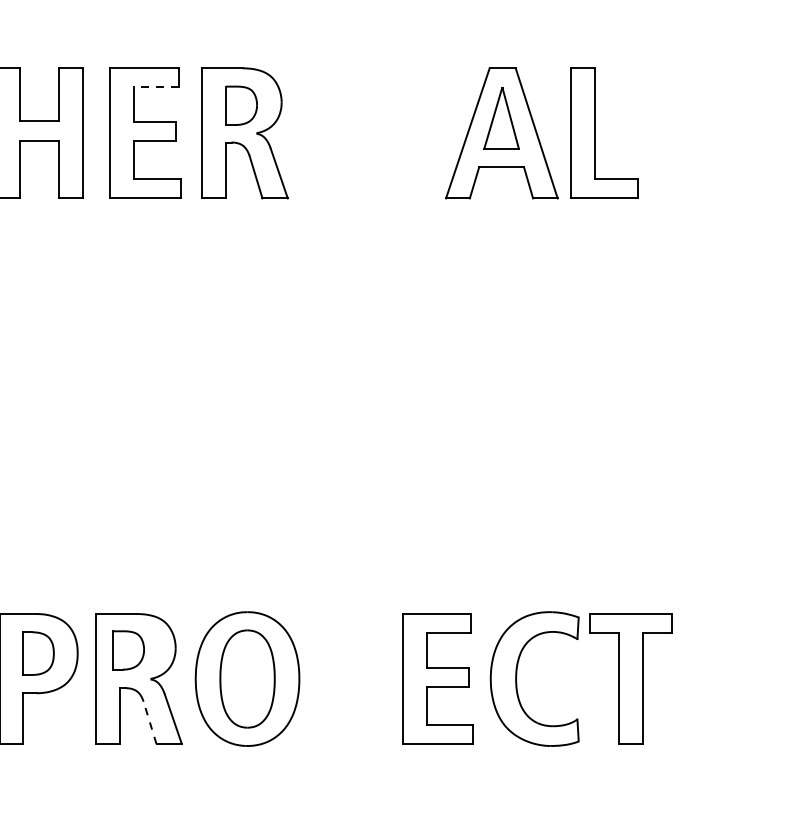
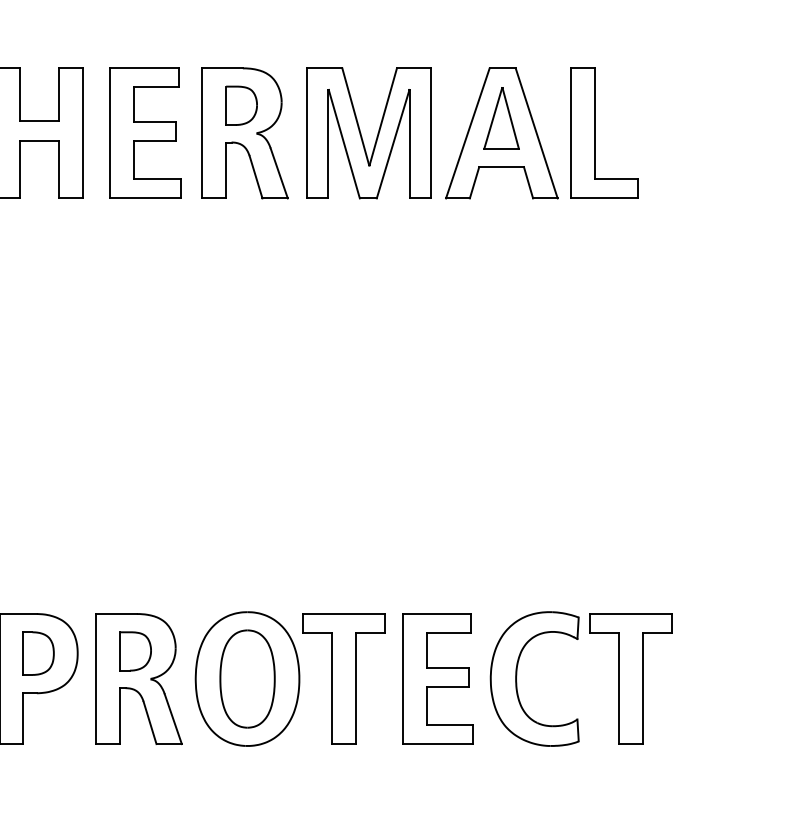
line: dashed -> solid (155, 87)
part: none -> present (362, 136)
part position: (128, 650) -> (135, 651) (135, 651)
part: none -> present (343, 678)
line: dashed -> solid (149, 722)
